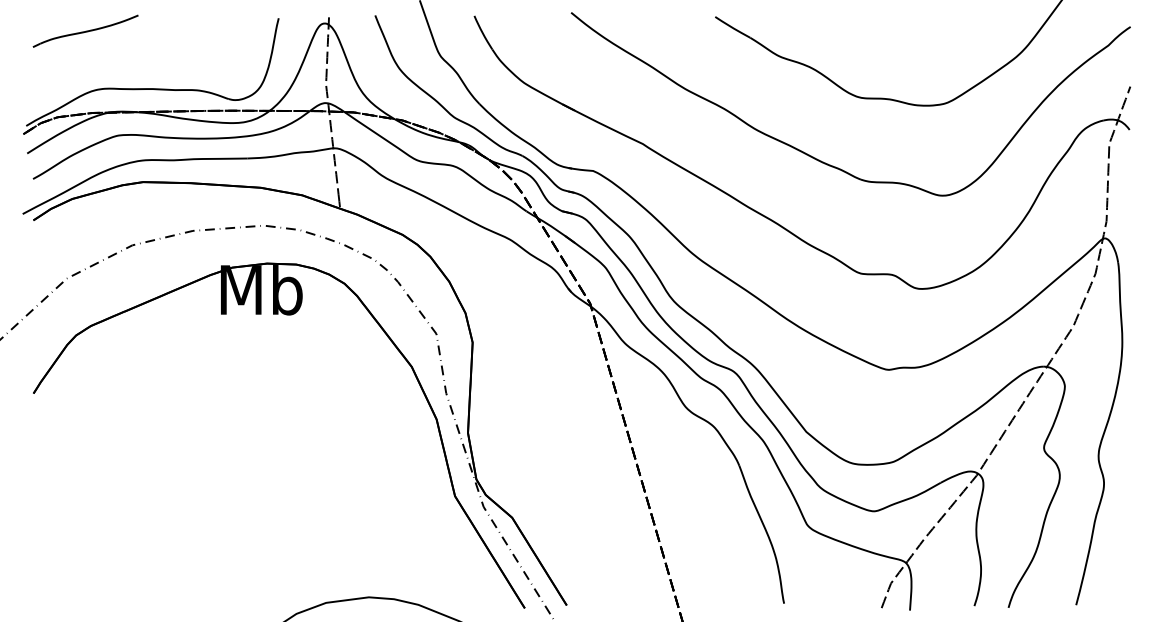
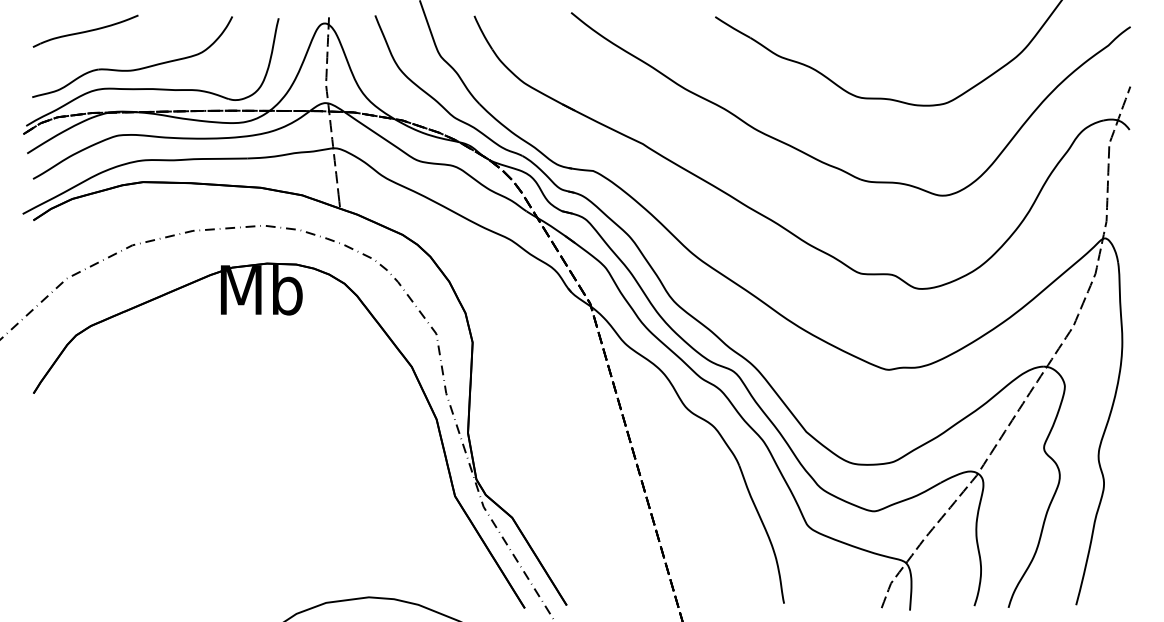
part: none -> present (136, 68)
